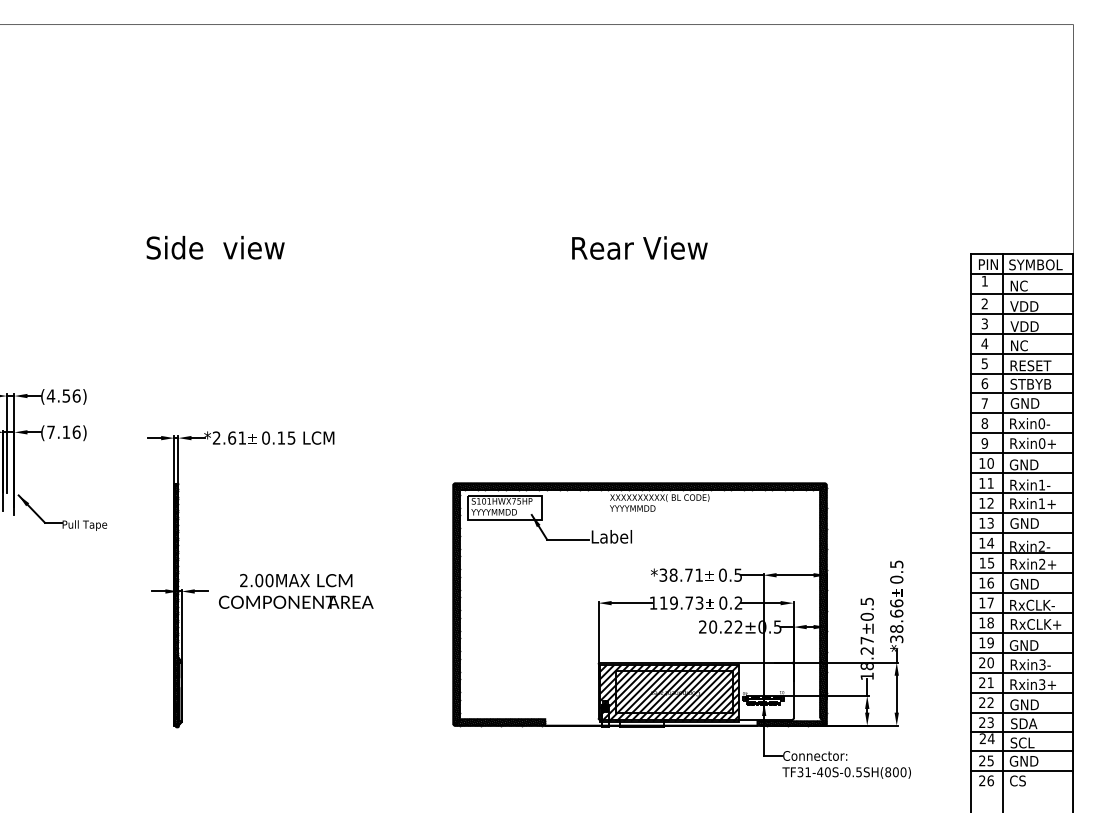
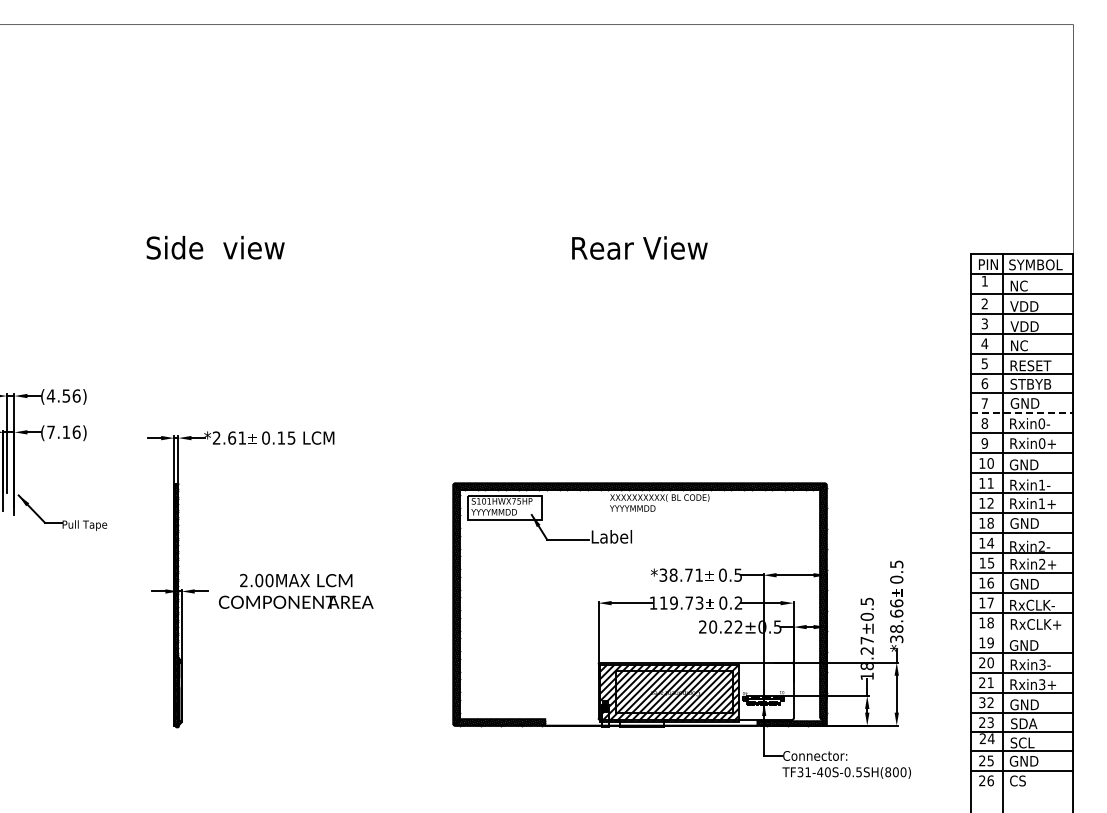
line: solid -> dashed (1022, 413)
text: 13 -> 18 (990, 522)
line: present -> none (1021, 632)
text: 22 -> 32 (982, 703)
